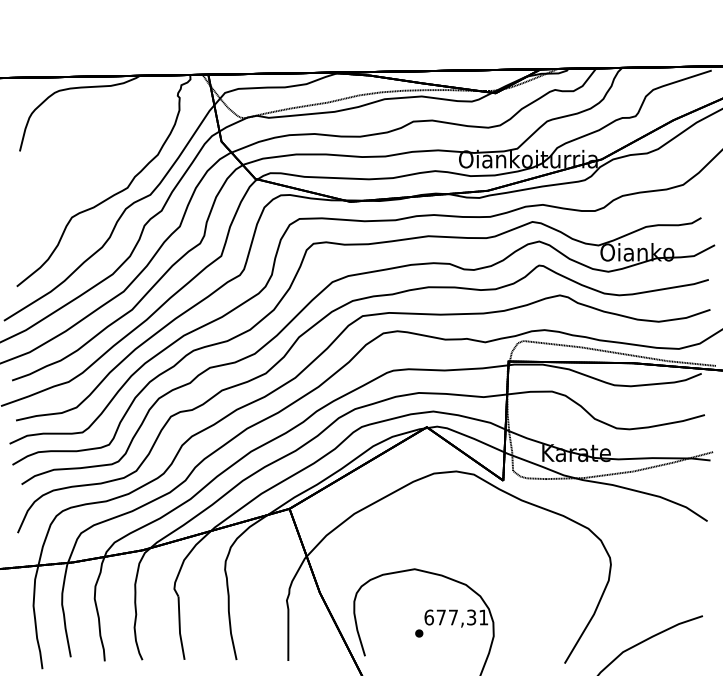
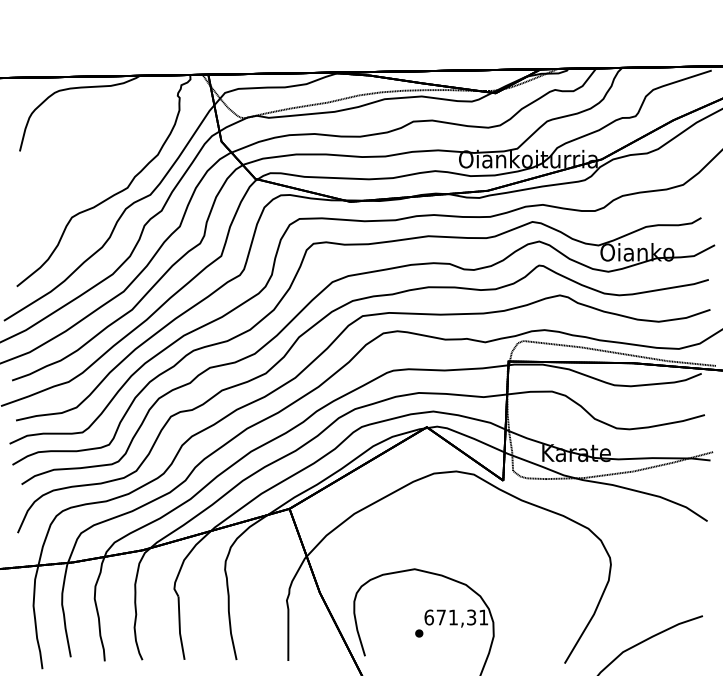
text: 677,31 -> 671,31 (453, 617)
